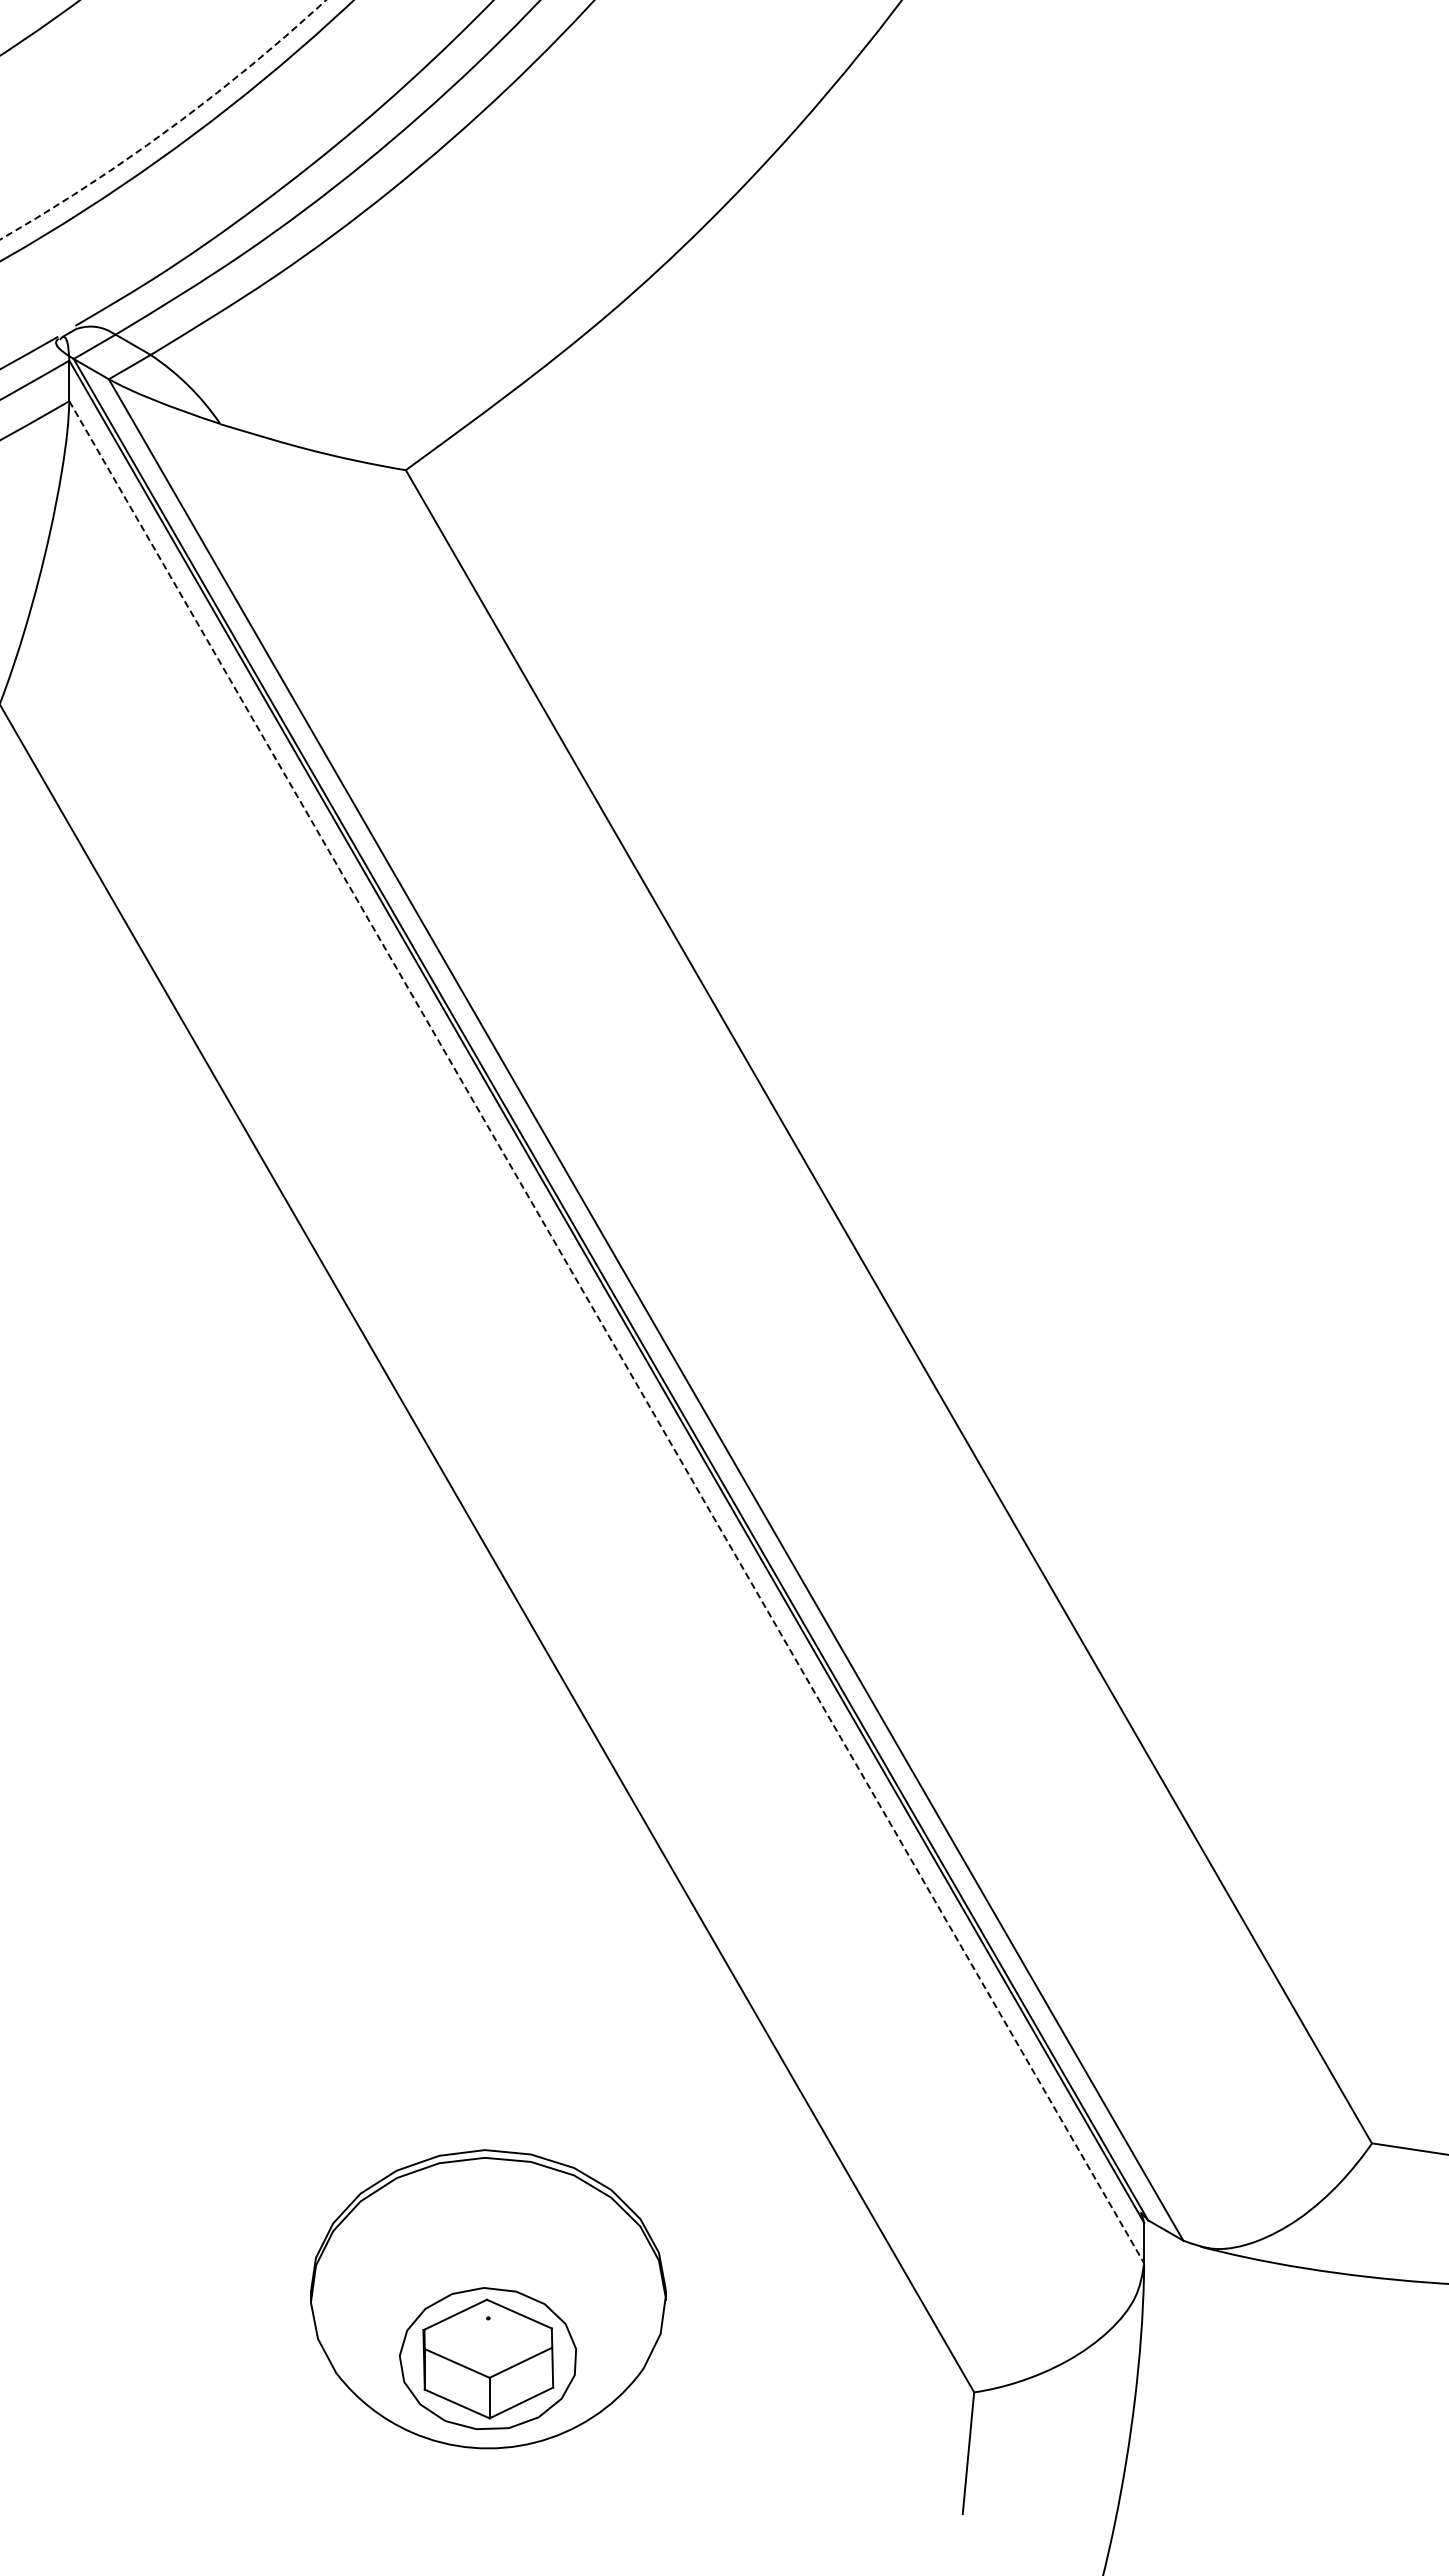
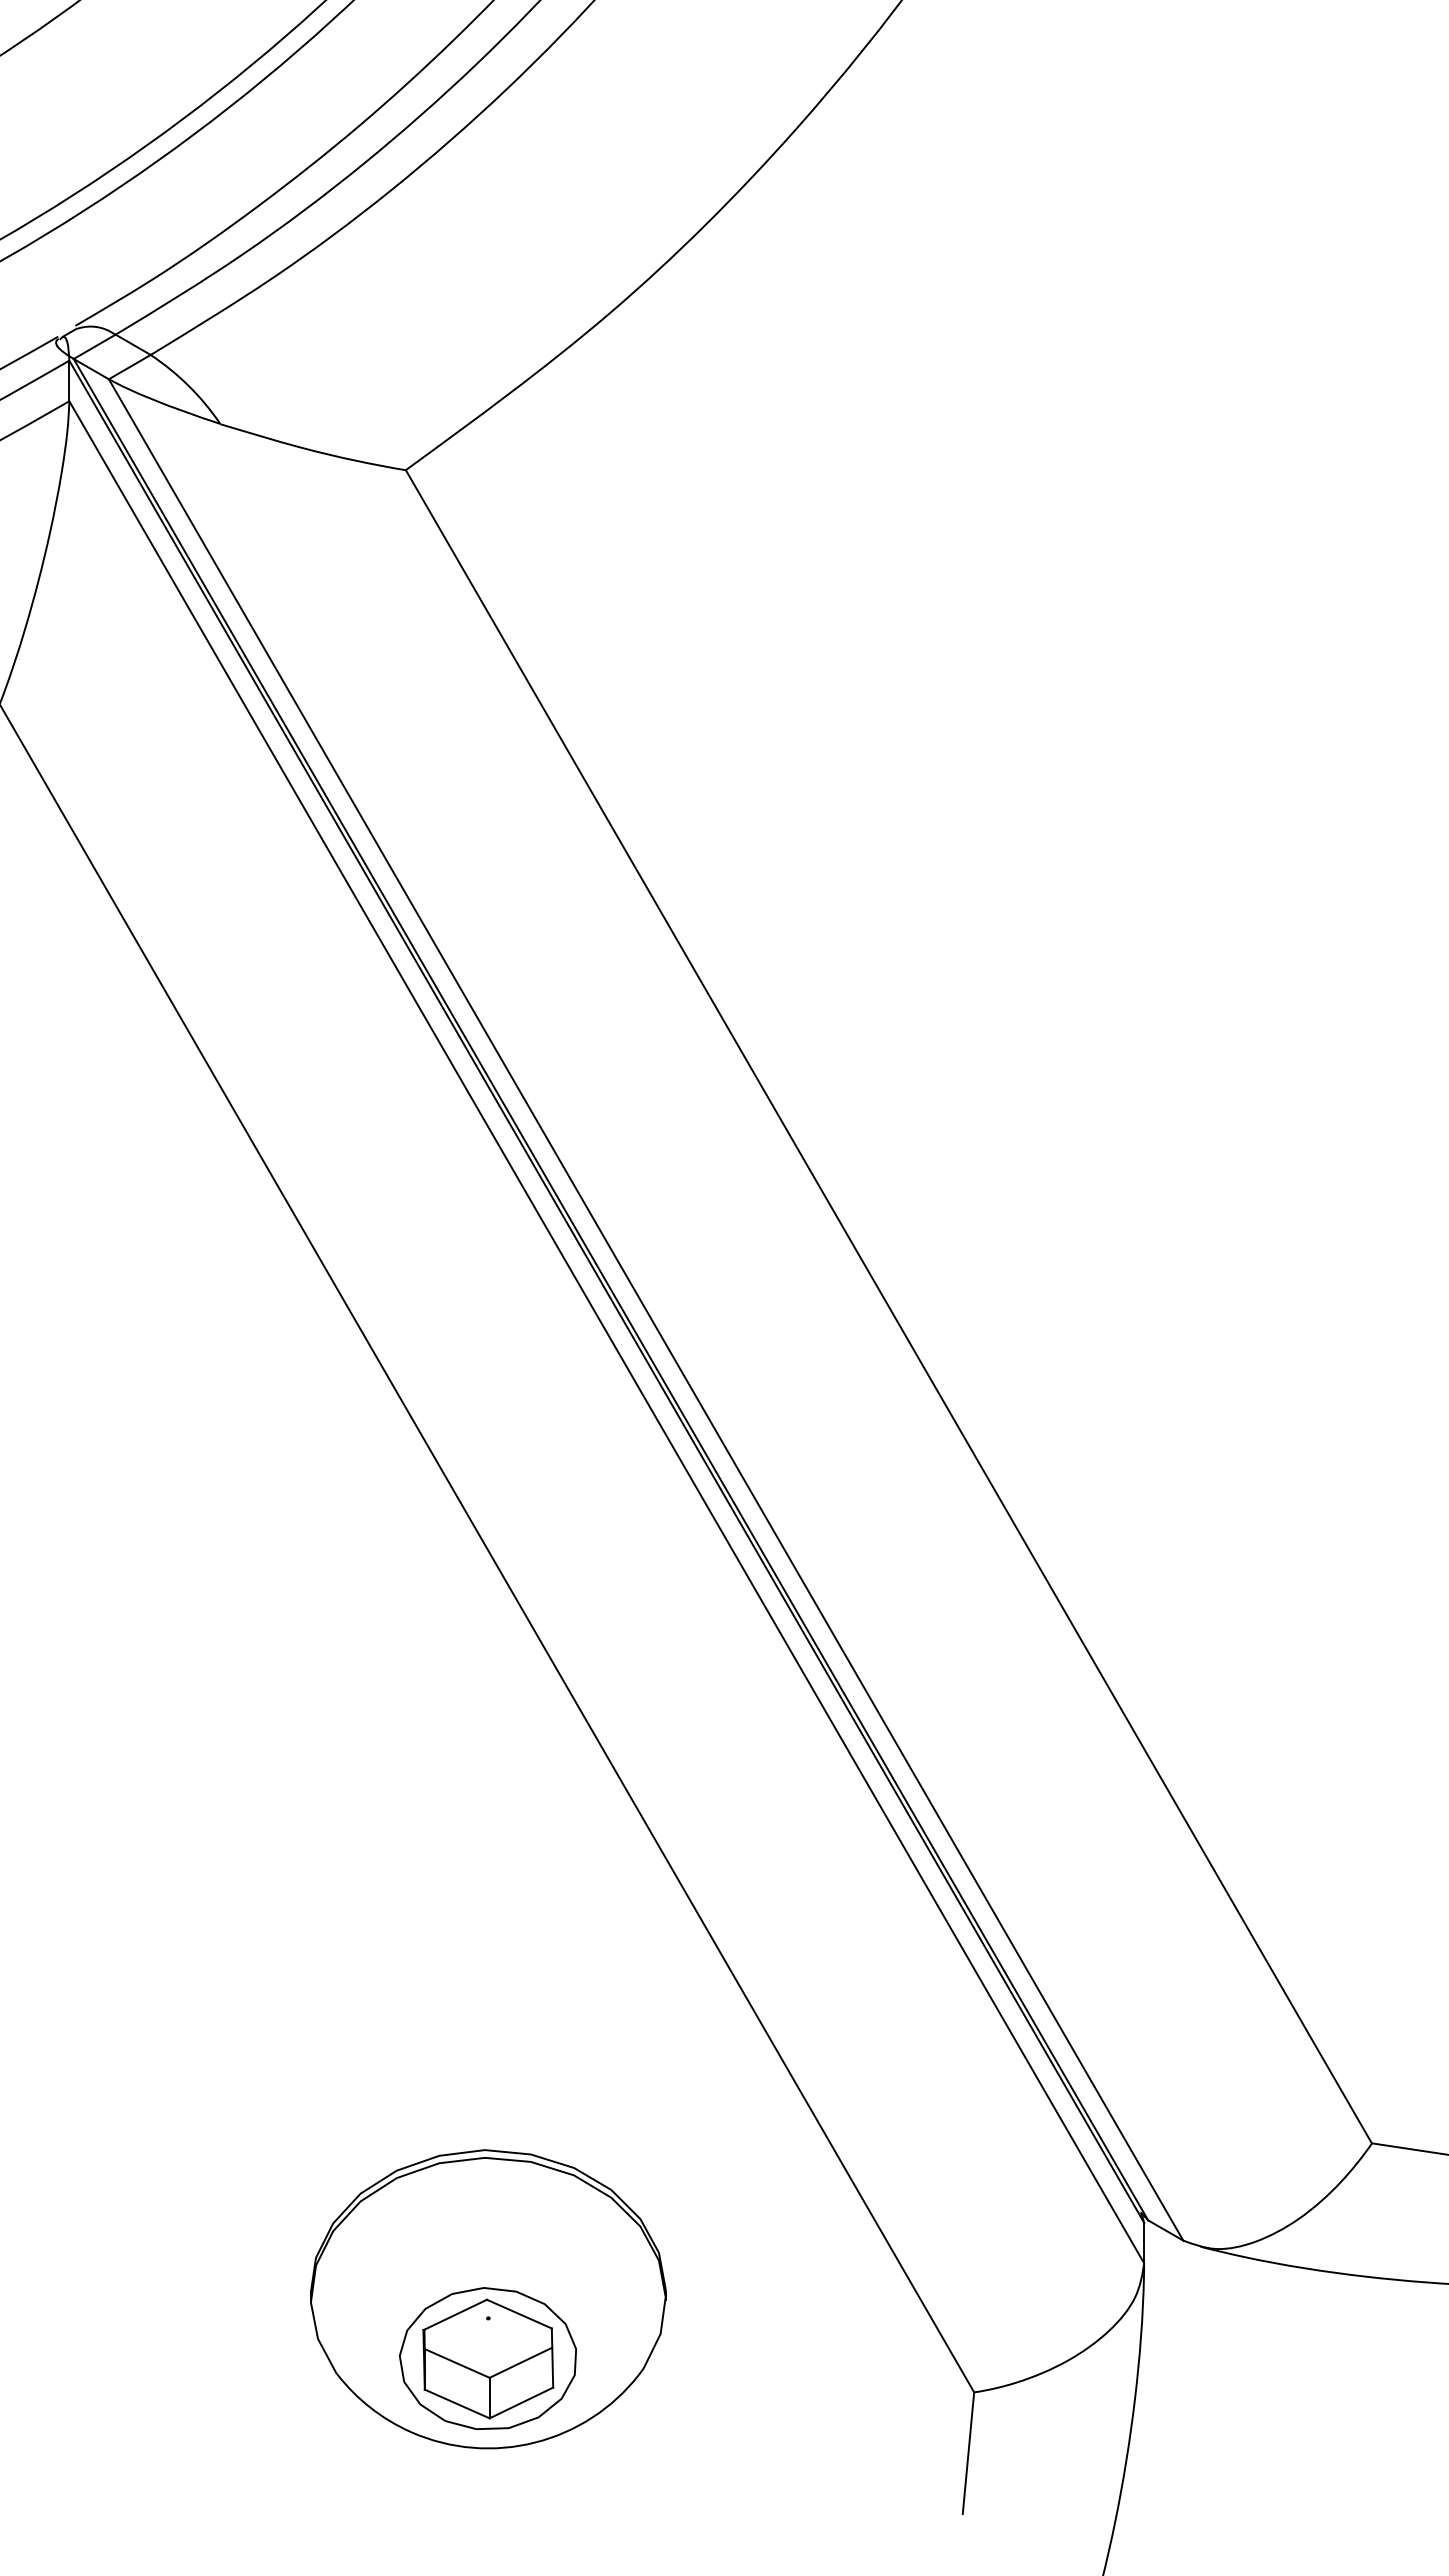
circle: dashed -> solid (162, 119)
line: dashed -> solid (606, 1332)
